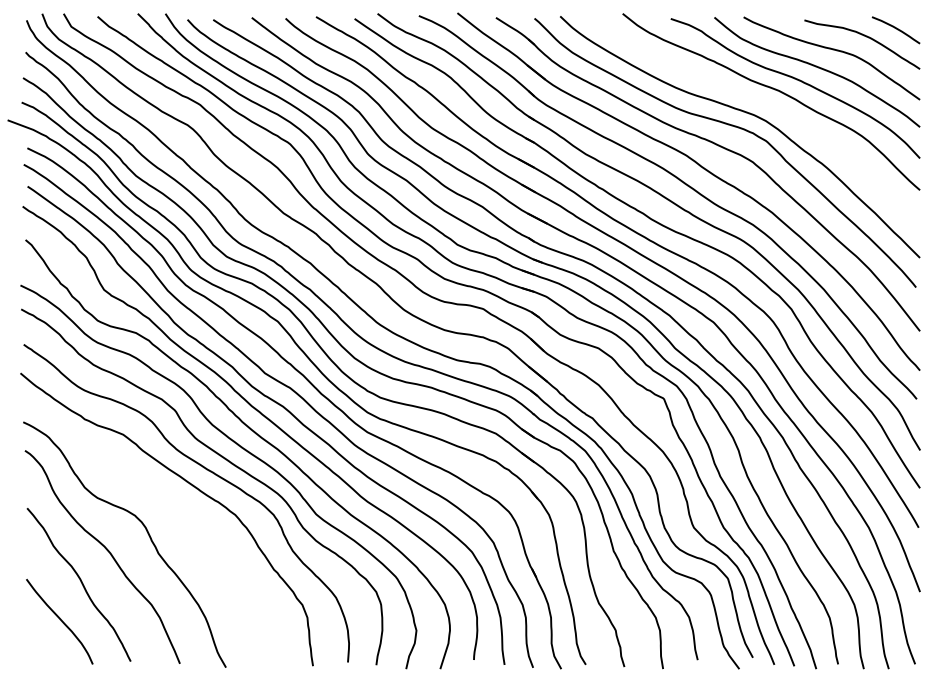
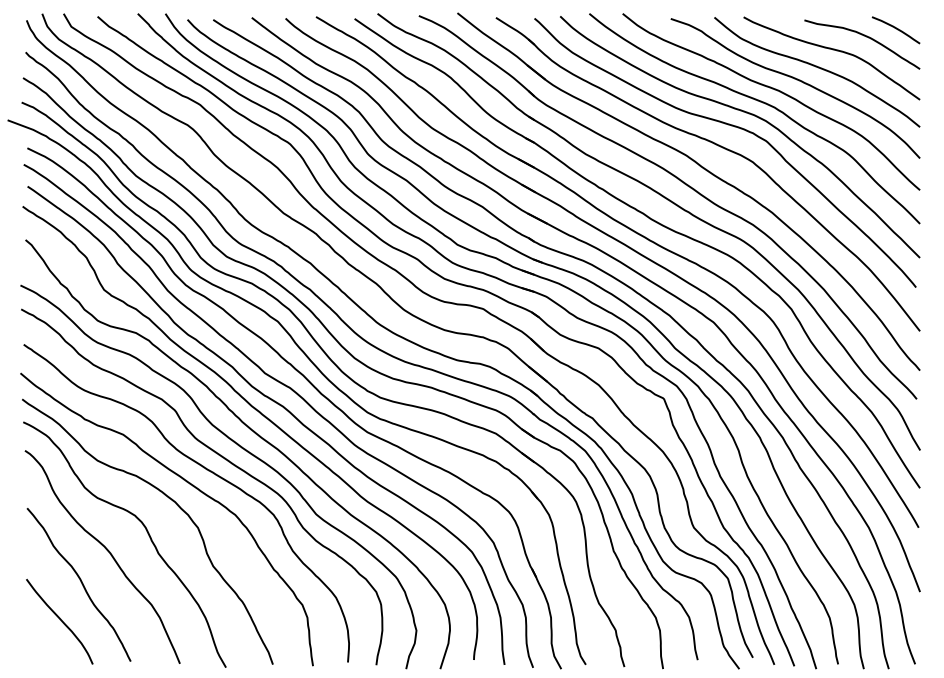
curve: none -> present (762, 103)
curve: none -> present (169, 499)
